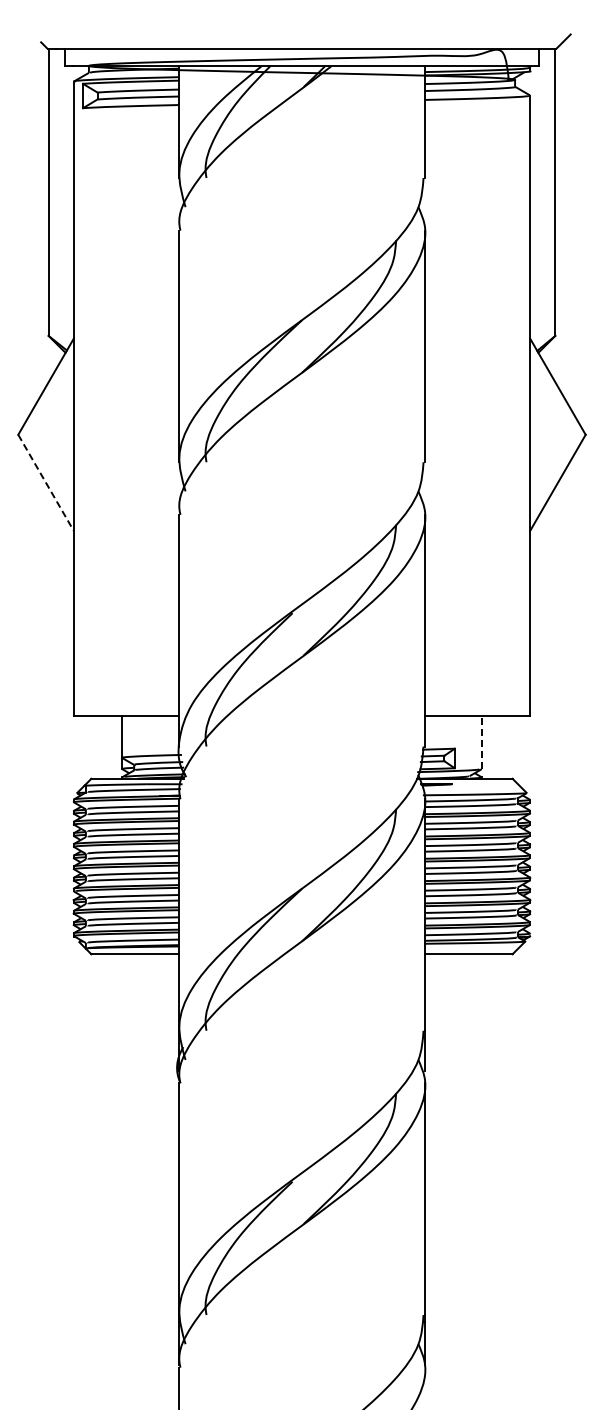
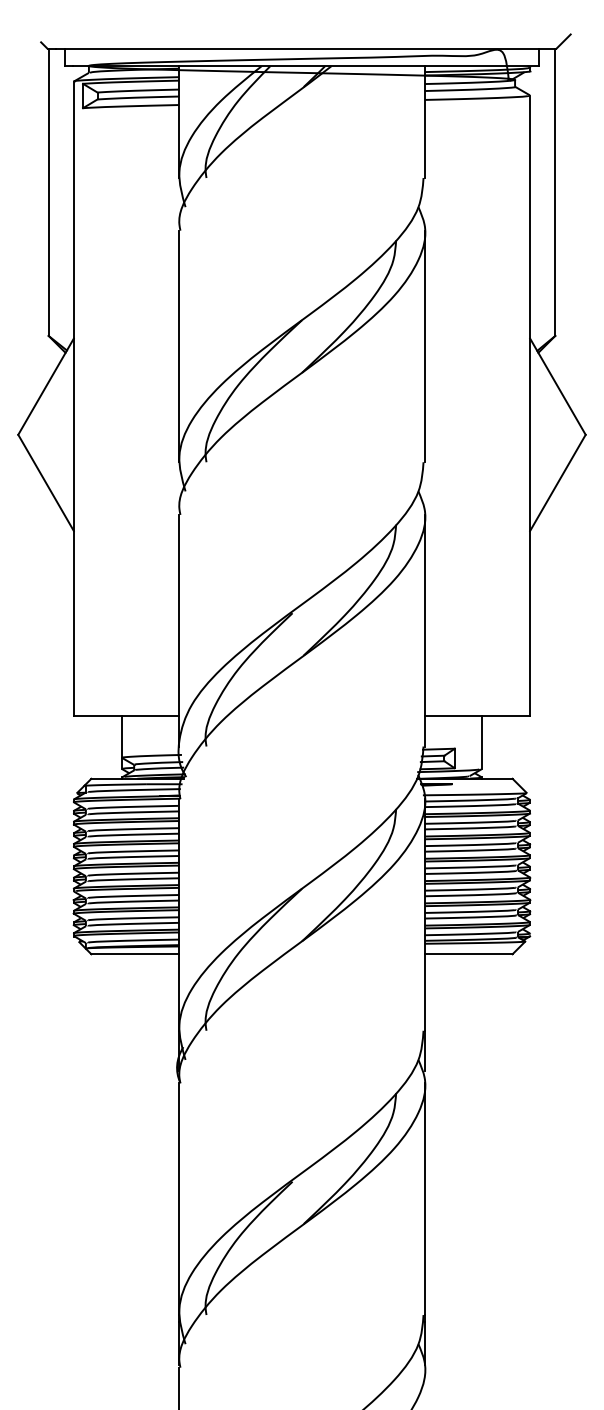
line: dashed -> solid (46, 482)
line: dashed -> solid (481, 742)
